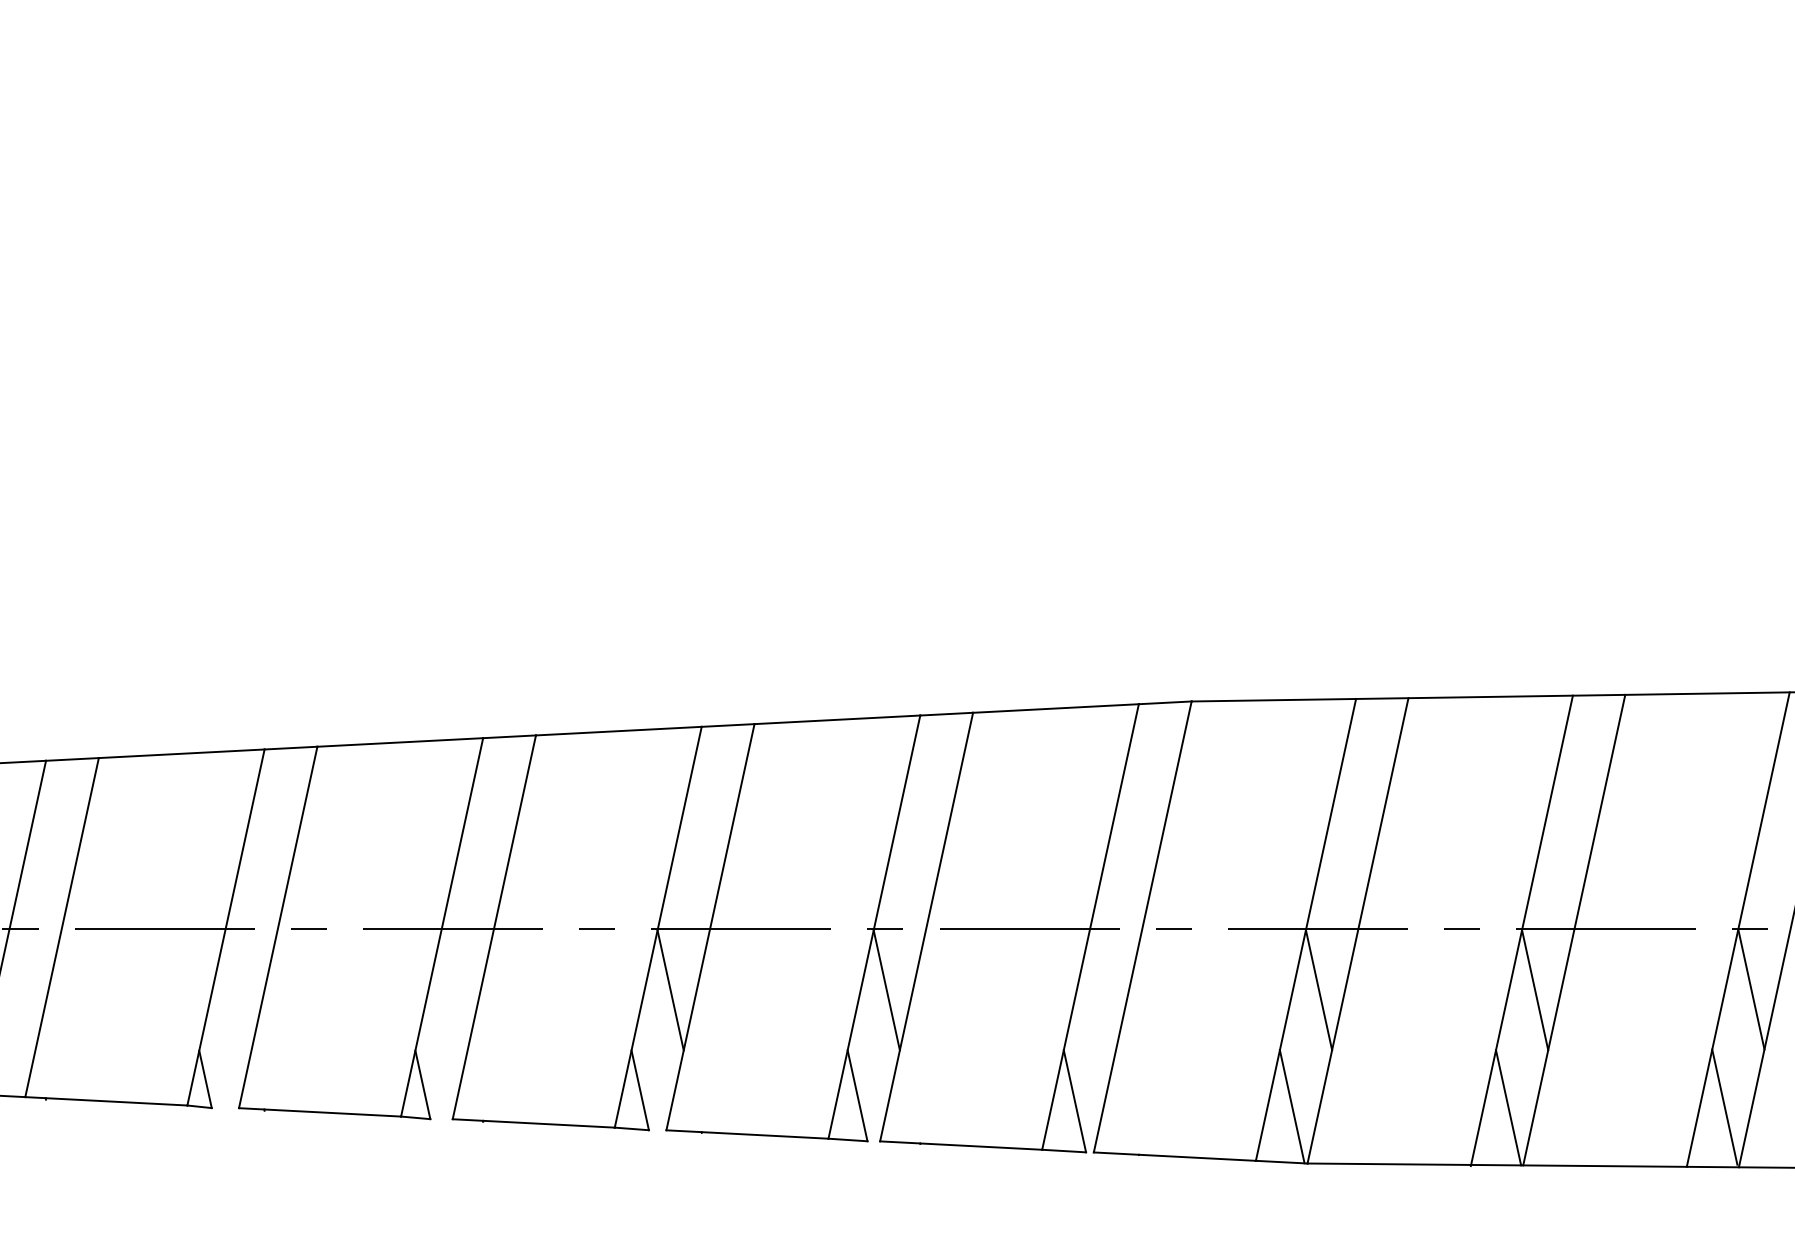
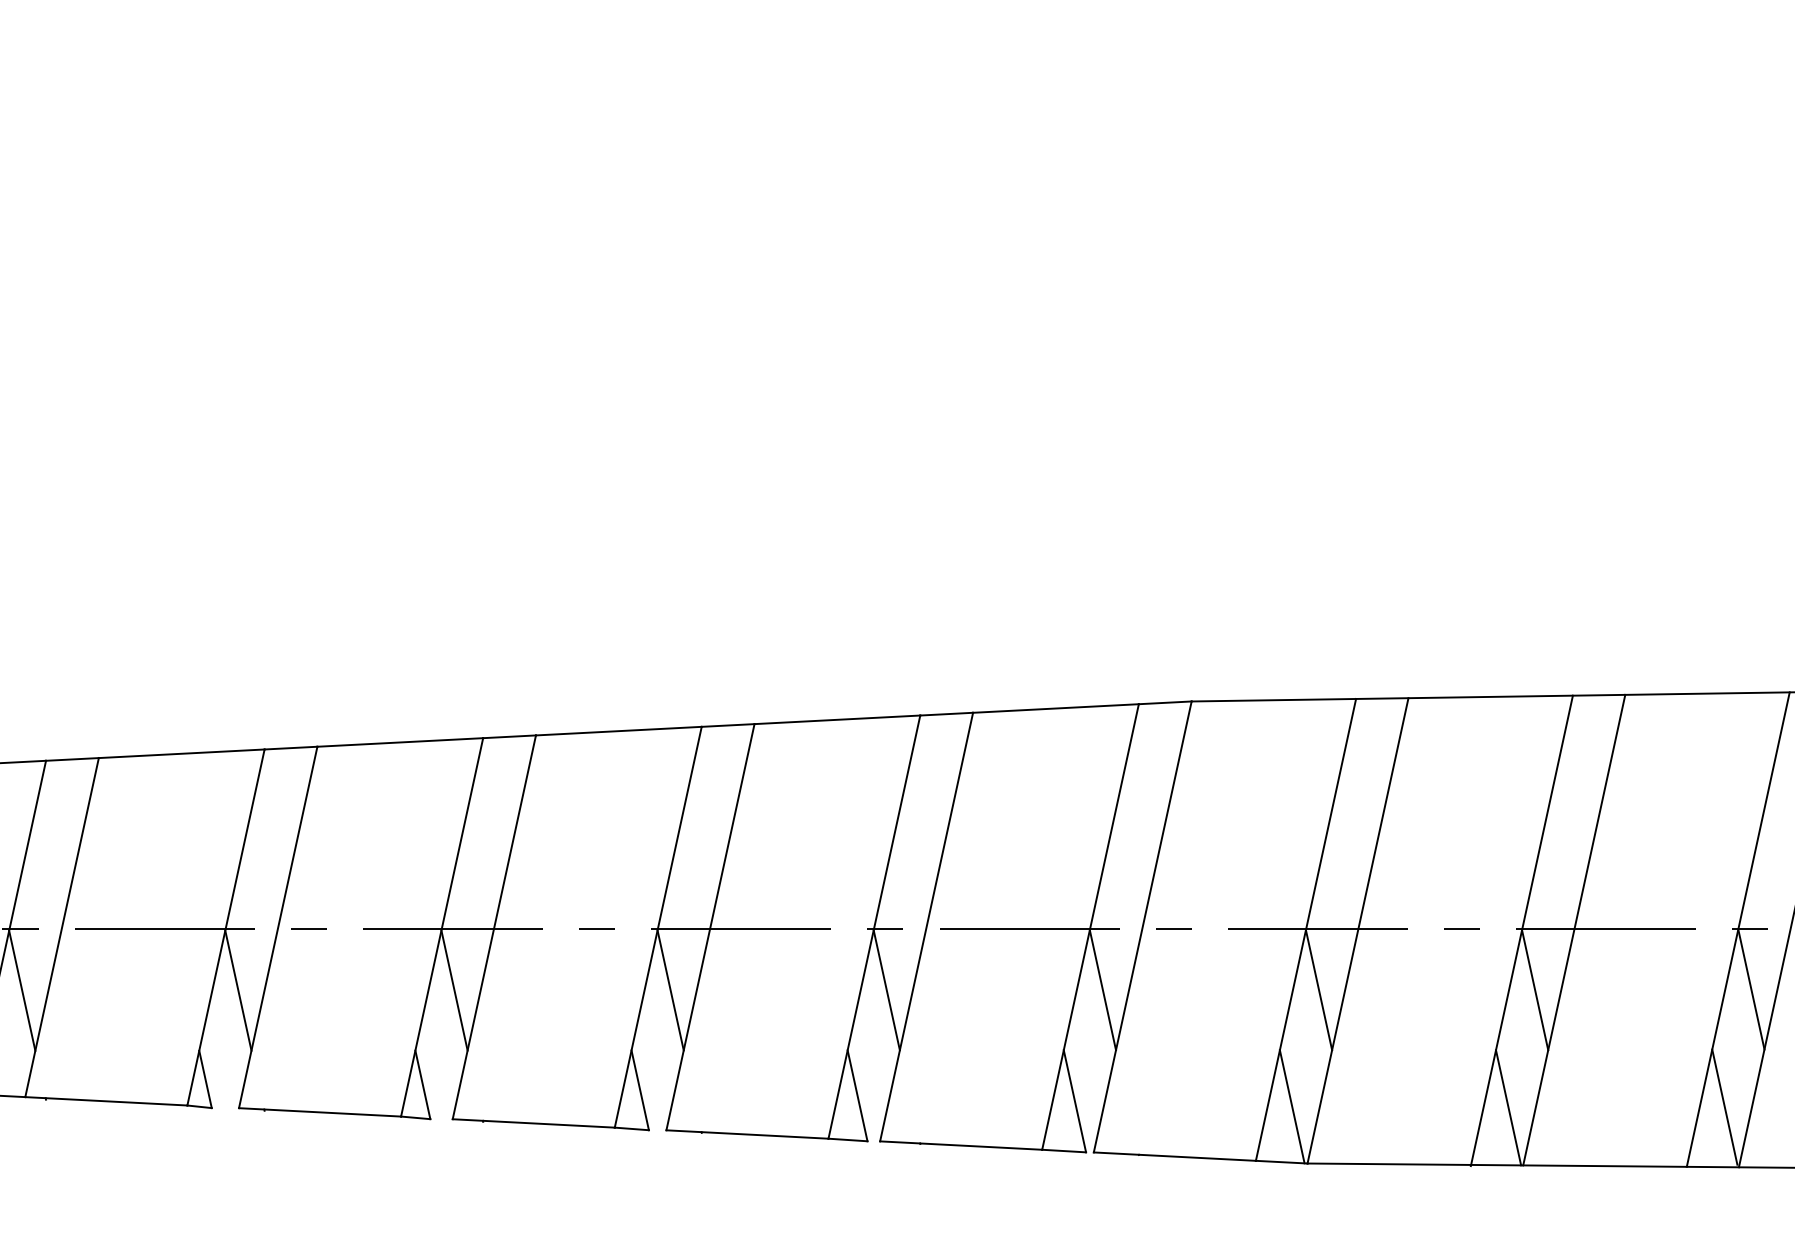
line: none -> present (22, 990)
line: none -> present (238, 990)
line: none -> present (454, 990)
line: none -> present (1102, 990)
